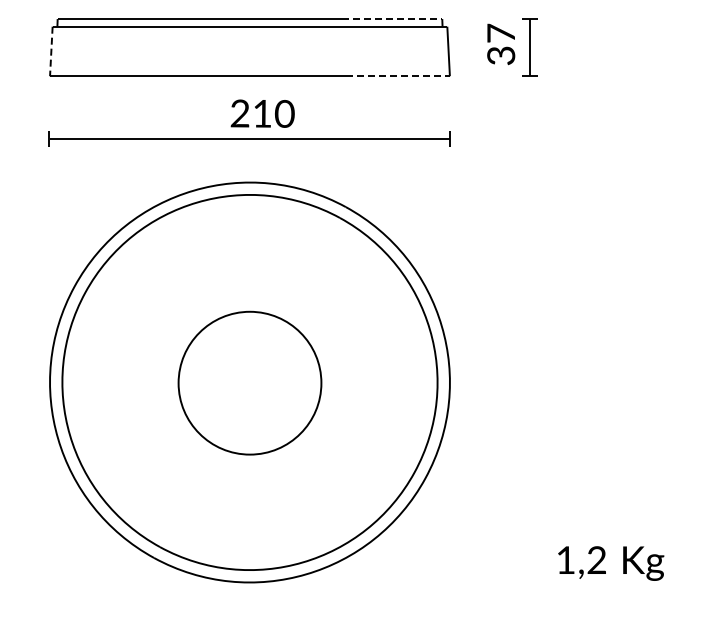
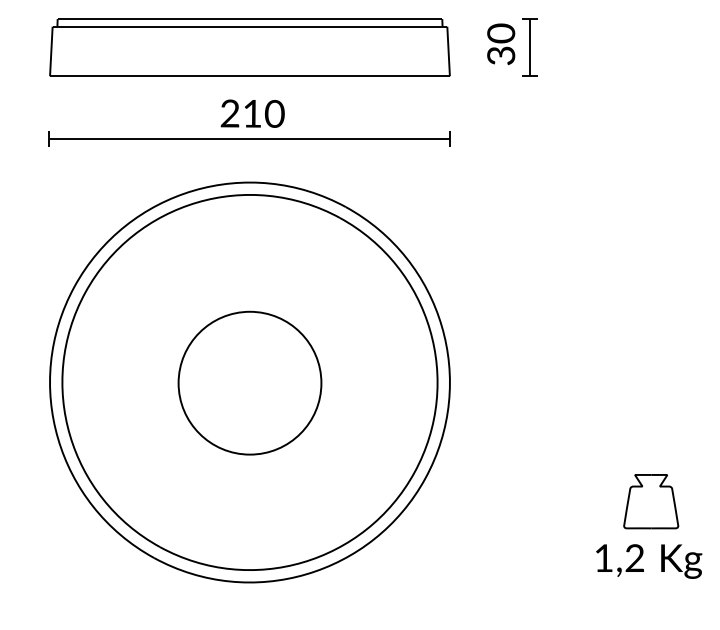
line: dashed -> solid (392, 19)
text: 37 -> 30 (501, 33)
line: dashed -> solid (51, 51)
line: dashed -> solid (398, 76)
text position: (262, 113) -> (252, 113) (252, 113)
part: none -> present (651, 501)
text position: (611, 563) -> (649, 561) (649, 561)
